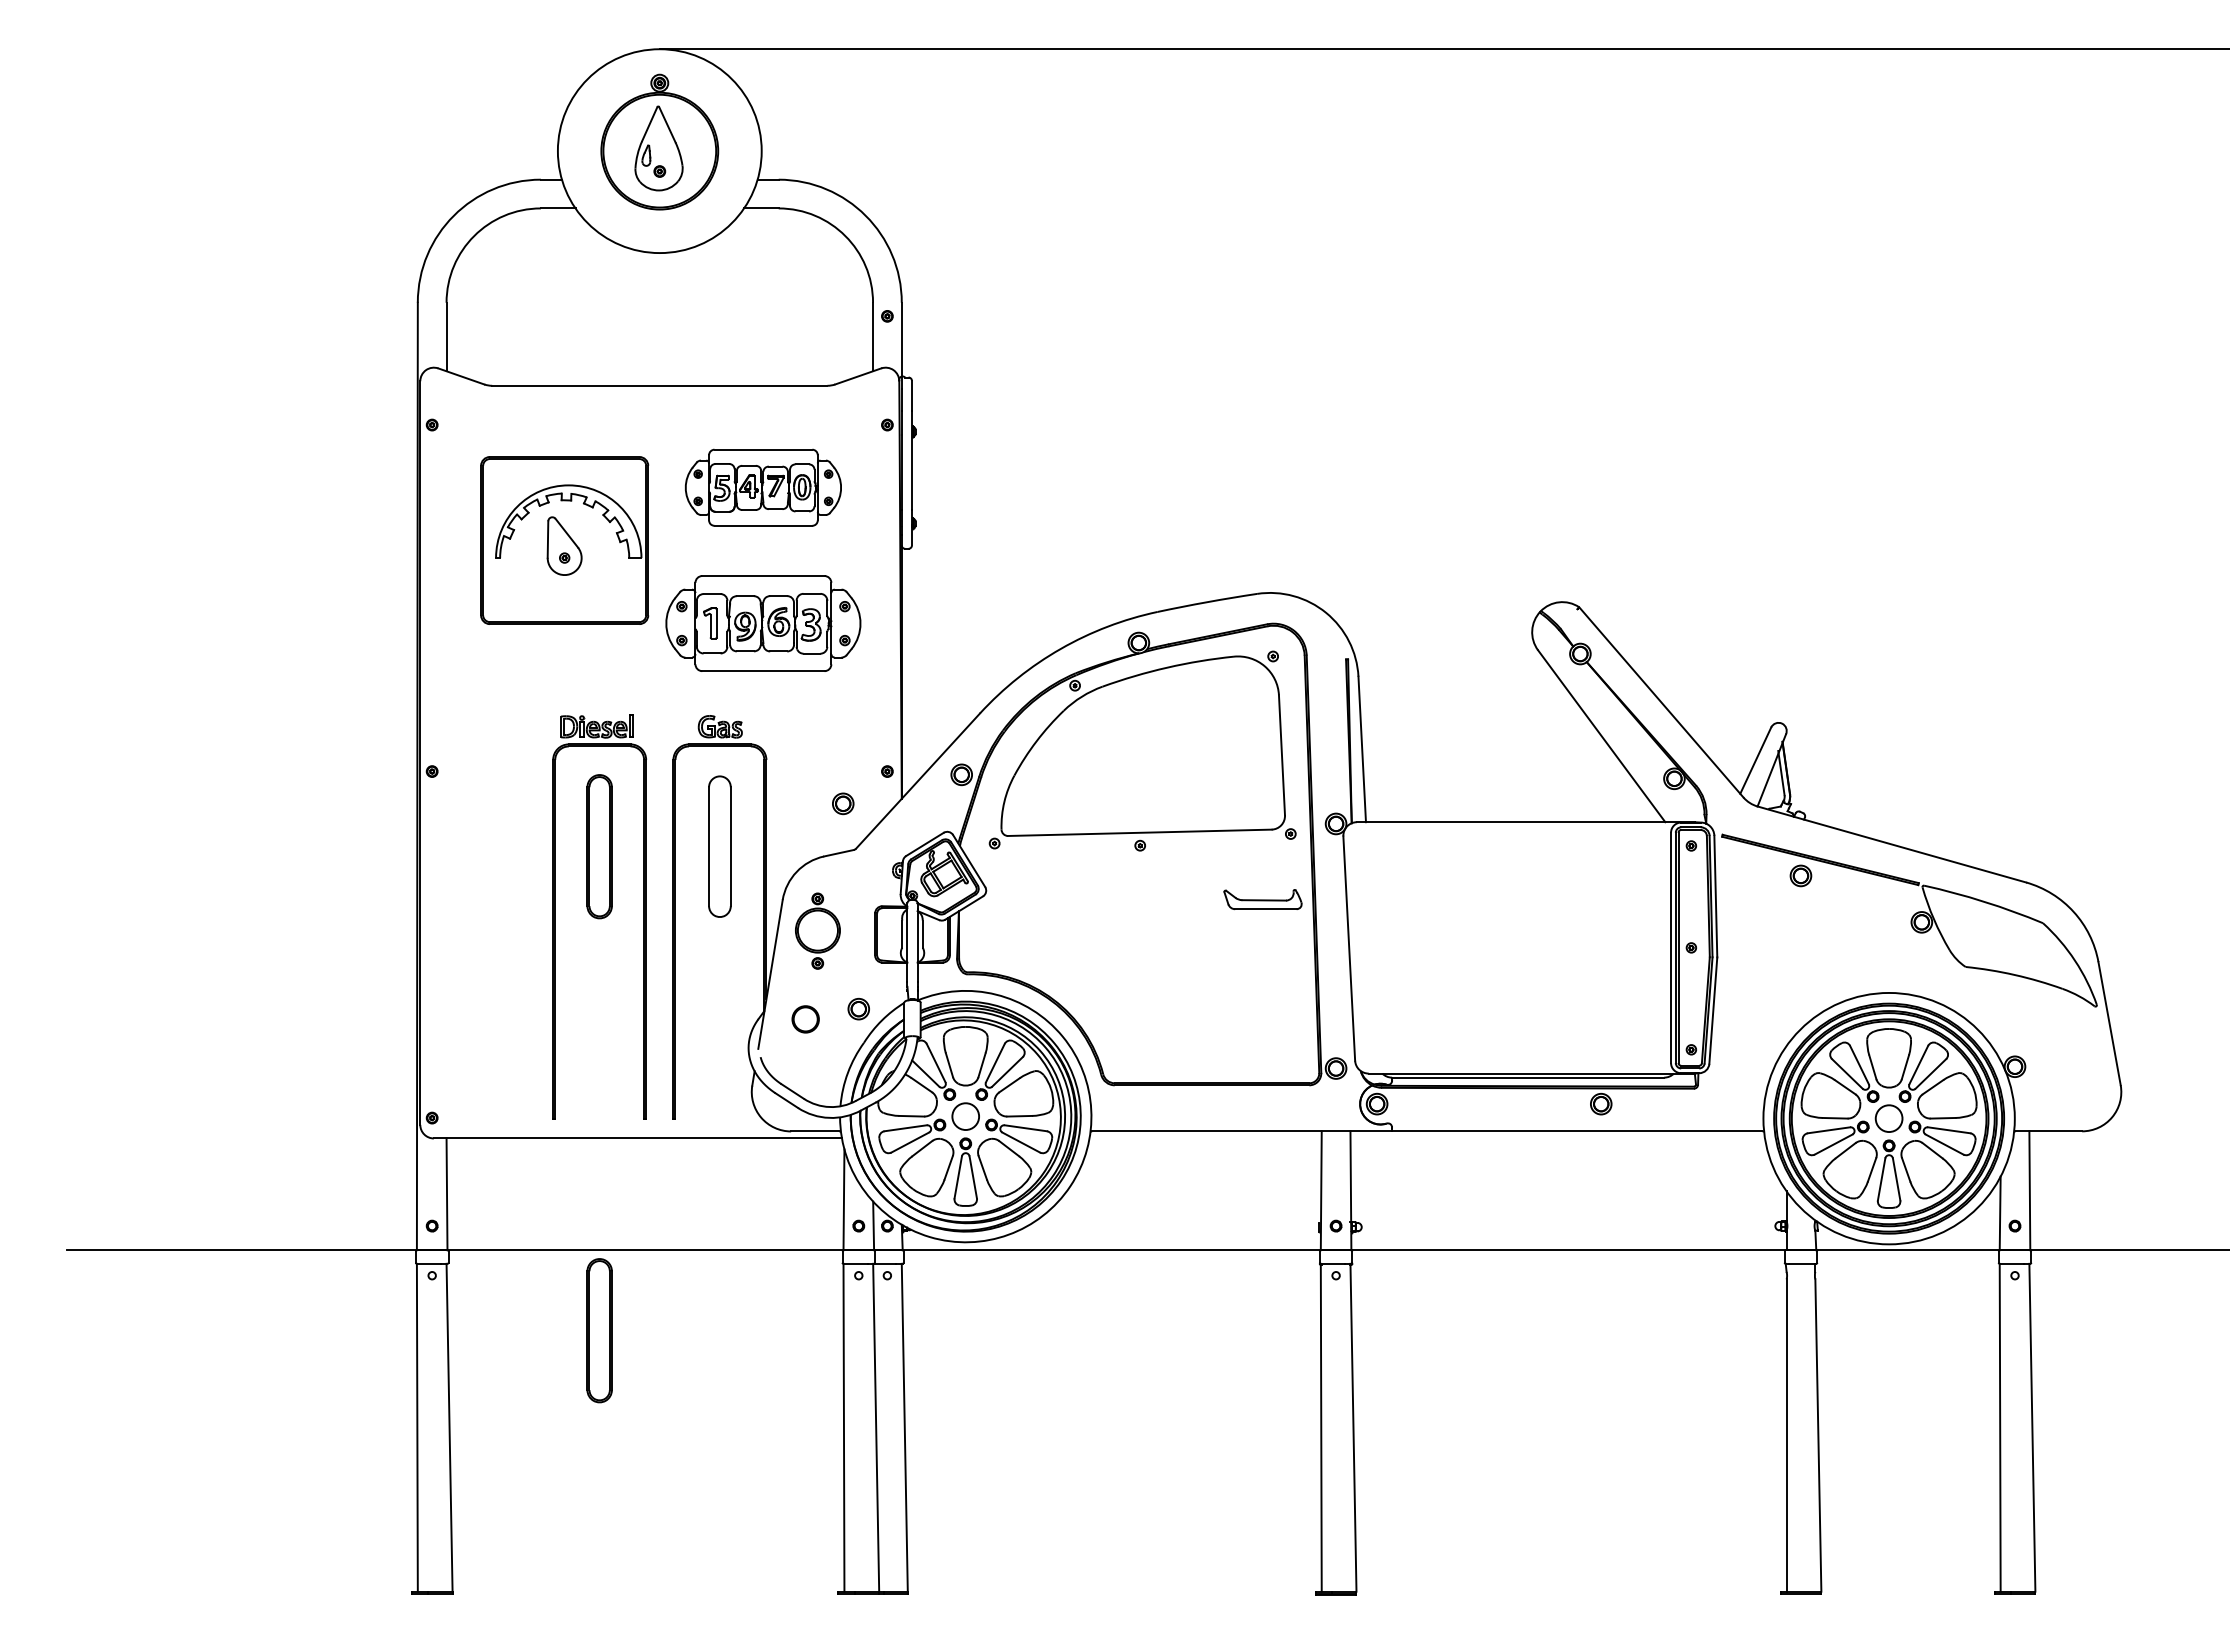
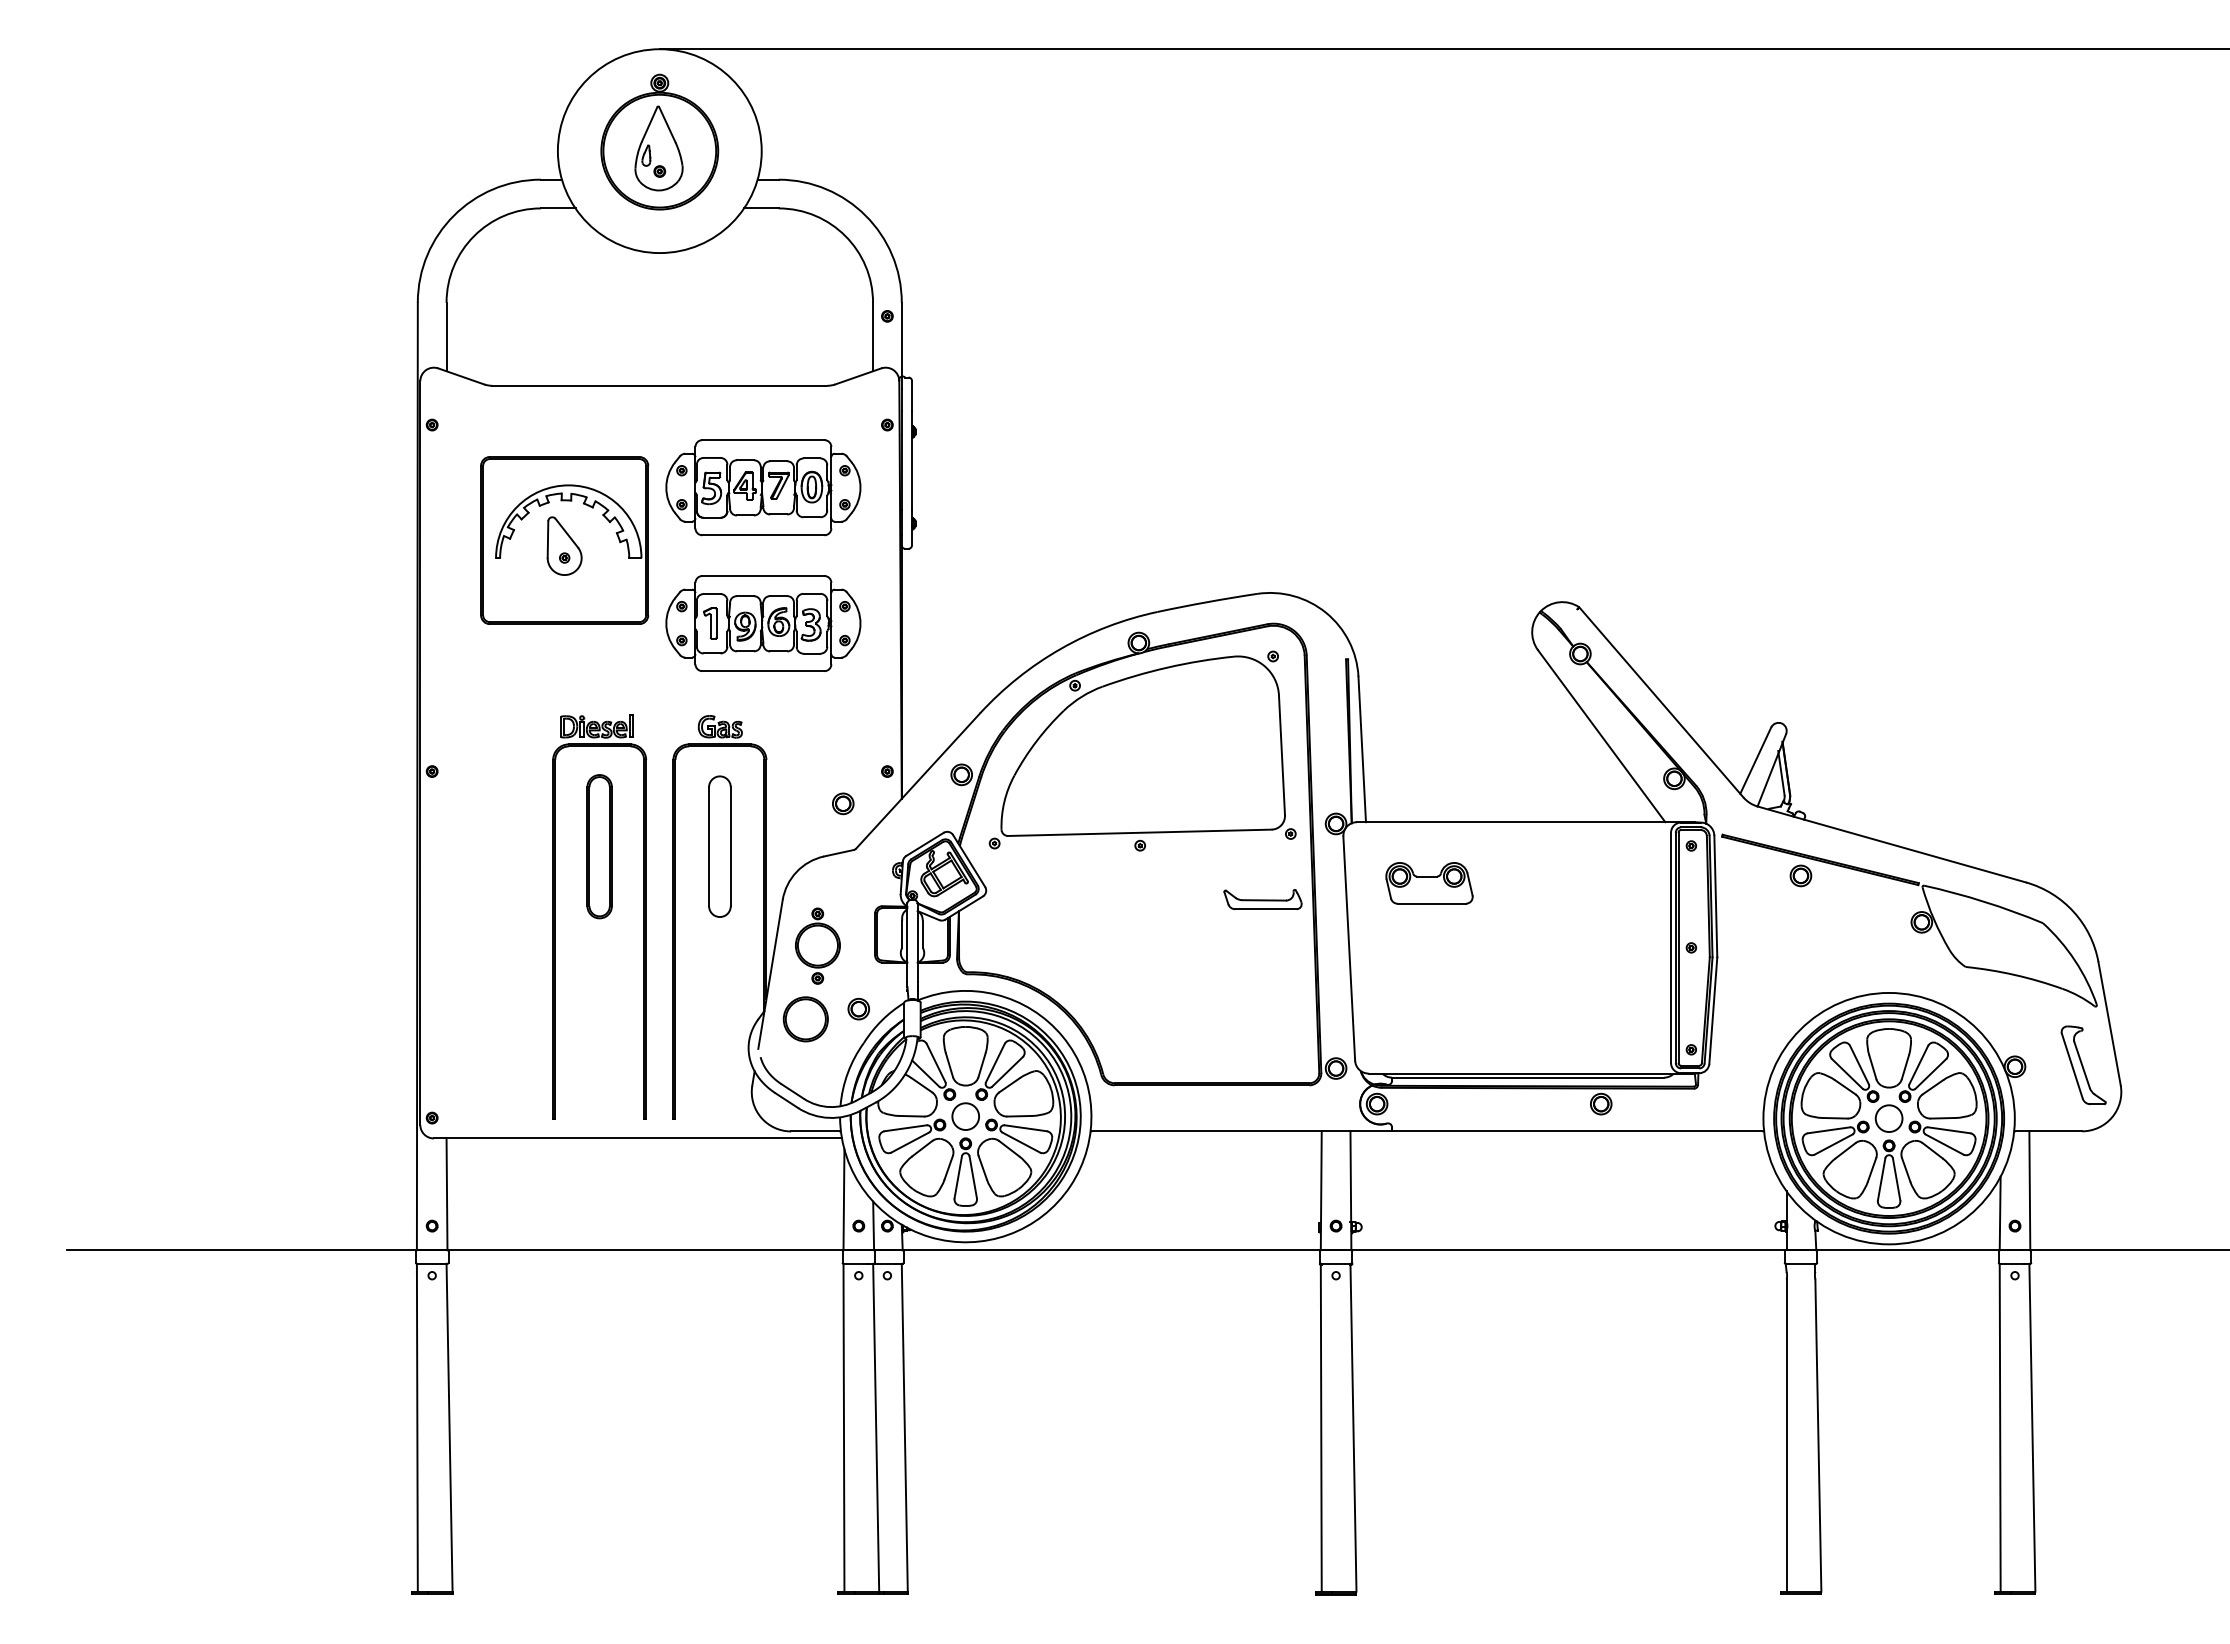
part size: 158x79 px -> 197x98 px (763, 487)
part: none -> present (1429, 883)
part position: (817, 930) -> (817, 945) (817, 945)
part size: 29x29 px -> 47x47 px (805, 1019)
part: none -> present (2083, 1065)
part: present -> none (599, 1330)
